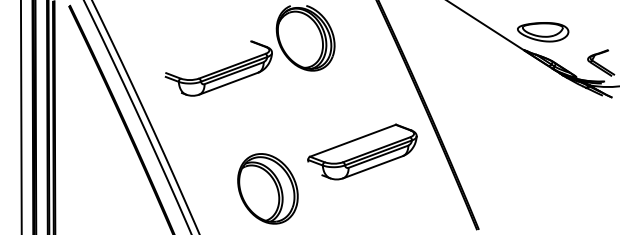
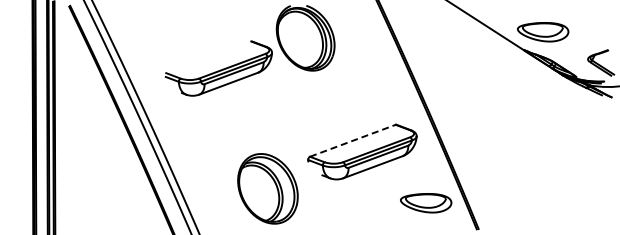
line: present -> none (20, 116)
line: solid -> dashed (352, 140)
part: none -> present (426, 203)
